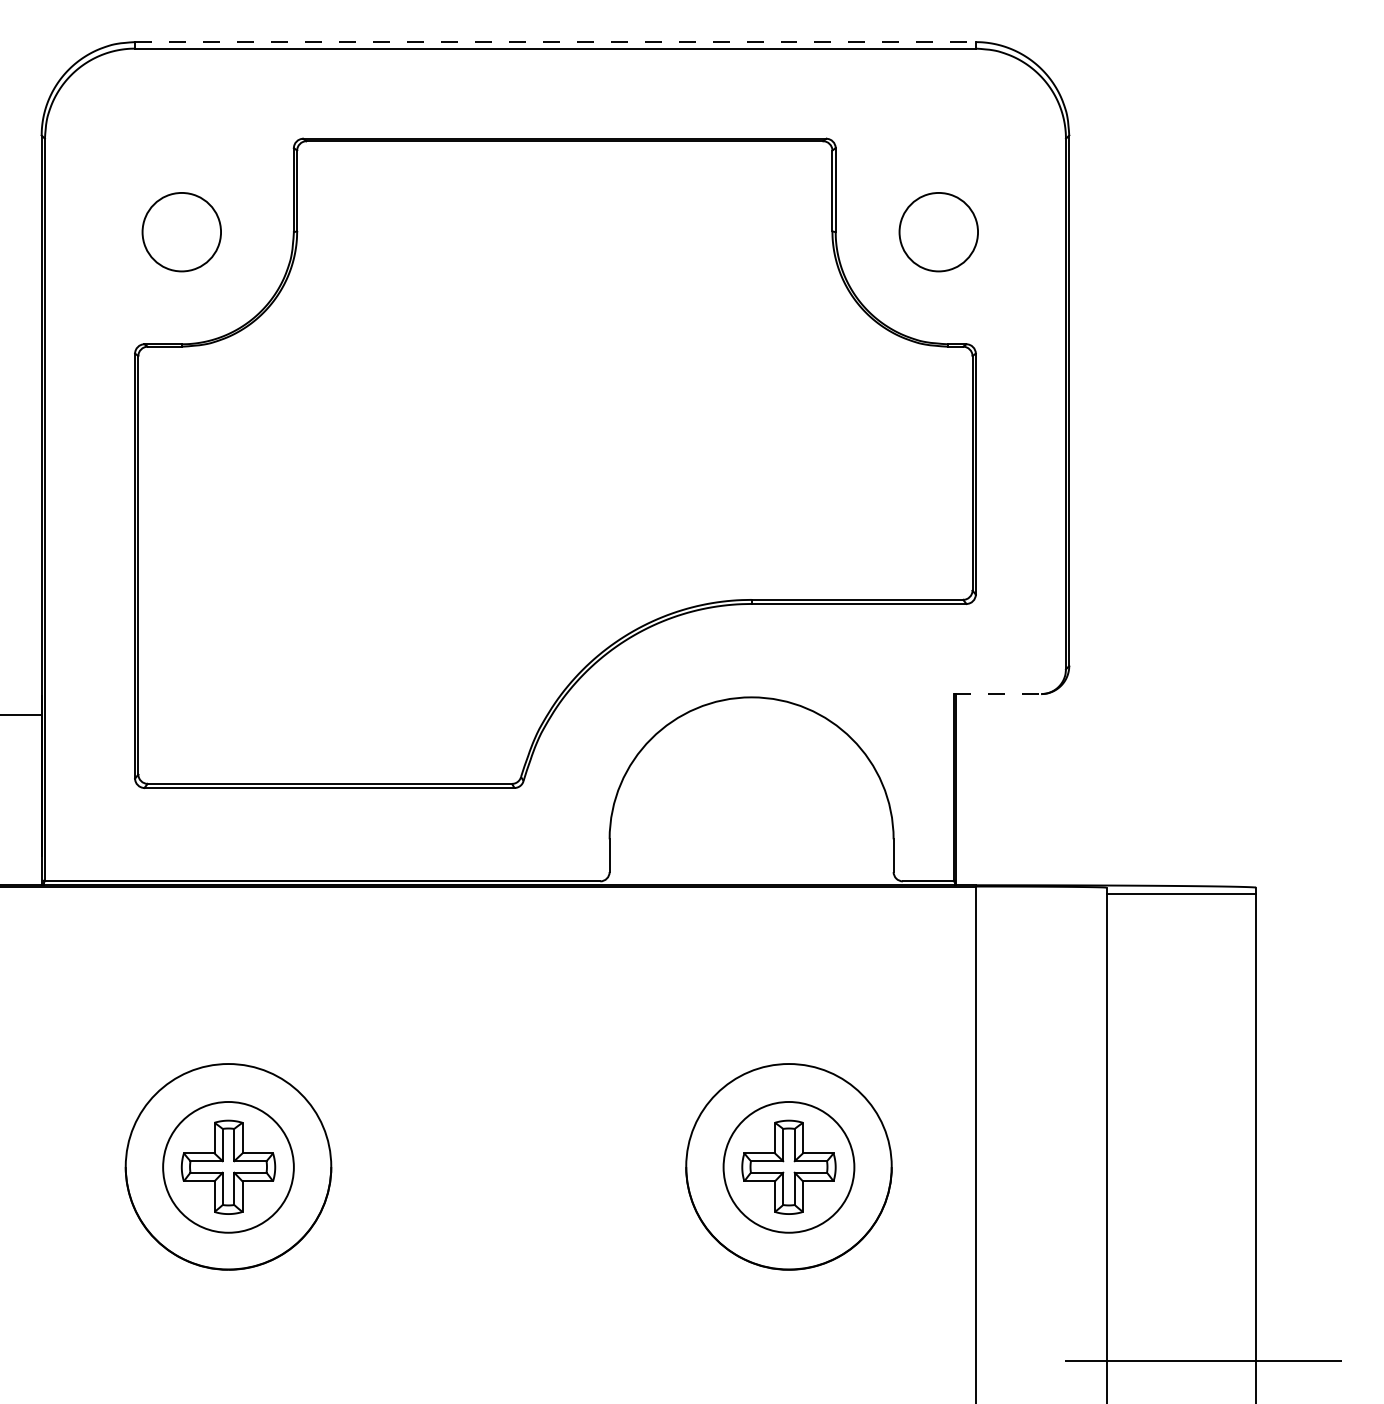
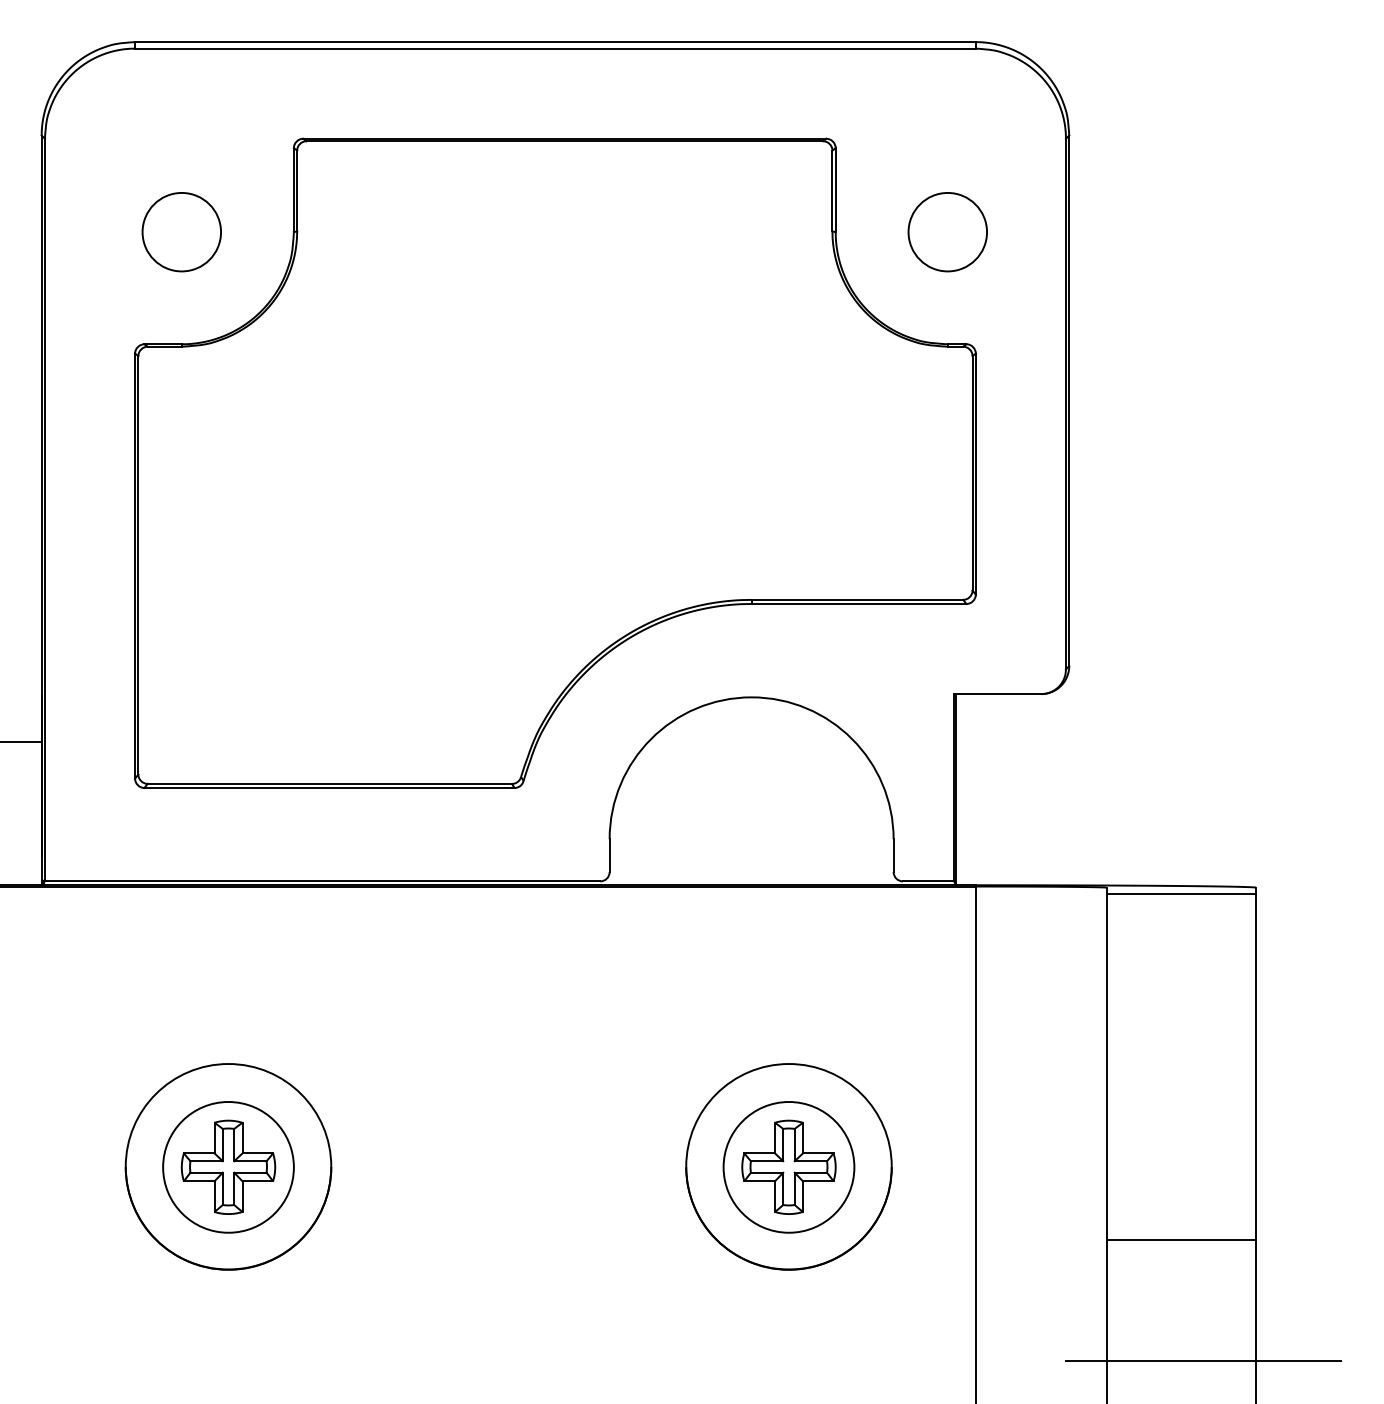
line: dashed -> solid (555, 42)
part position: (938, 232) -> (947, 232) (947, 232)
line: dashed -> solid (997, 694)
line position: (21, 714) -> (21, 741) (21, 741)
line: none -> present (1181, 1239)
